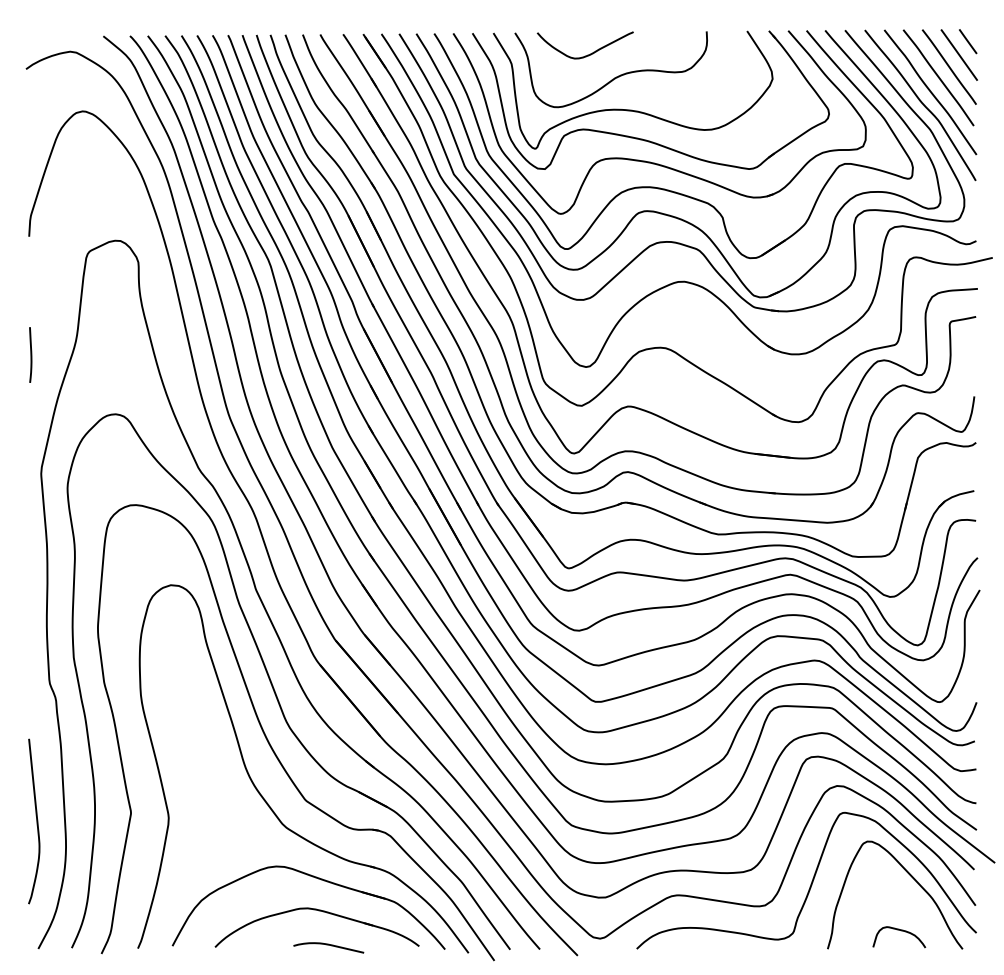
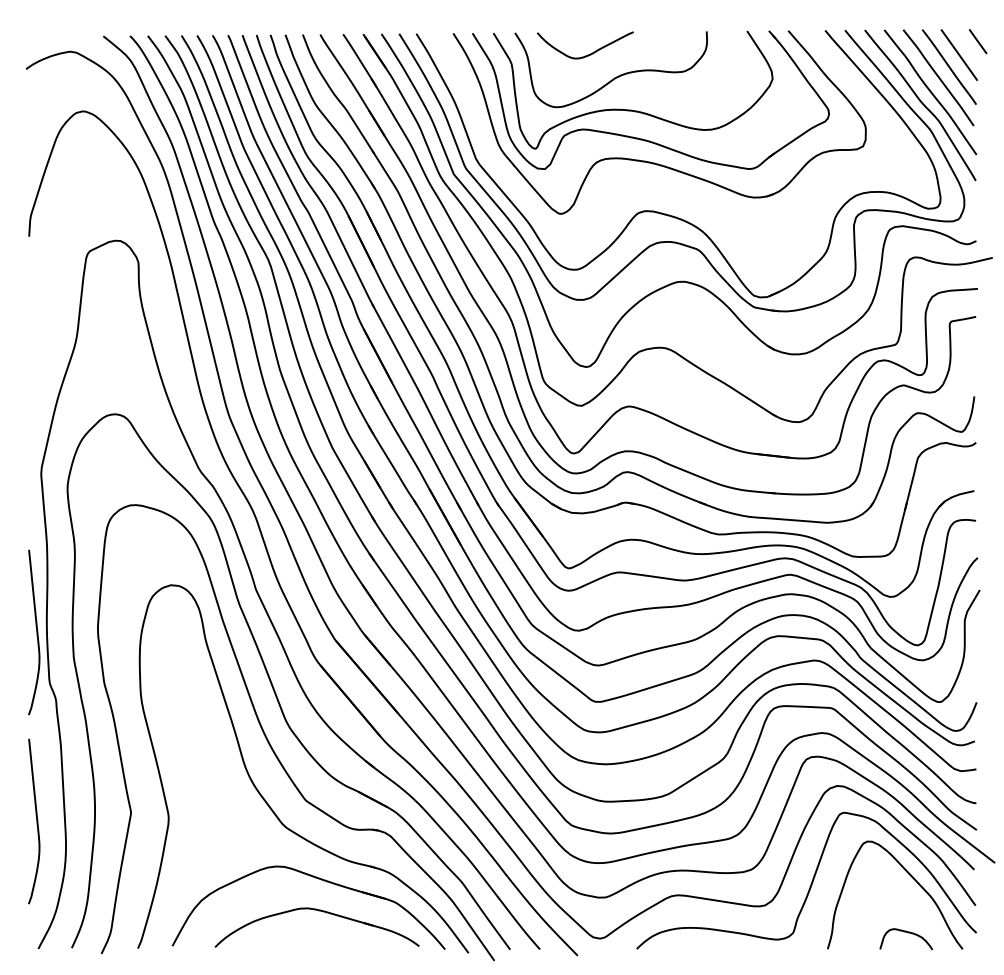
line position: (968, 41) -> (978, 41) (978, 41)
part: present -> none (665, 188)
line: present -> none (30, 354)
curve: none -> present (36, 632)
curve position: (901, 931) -> (908, 933) (908, 933)
curve: present -> none (328, 945)
